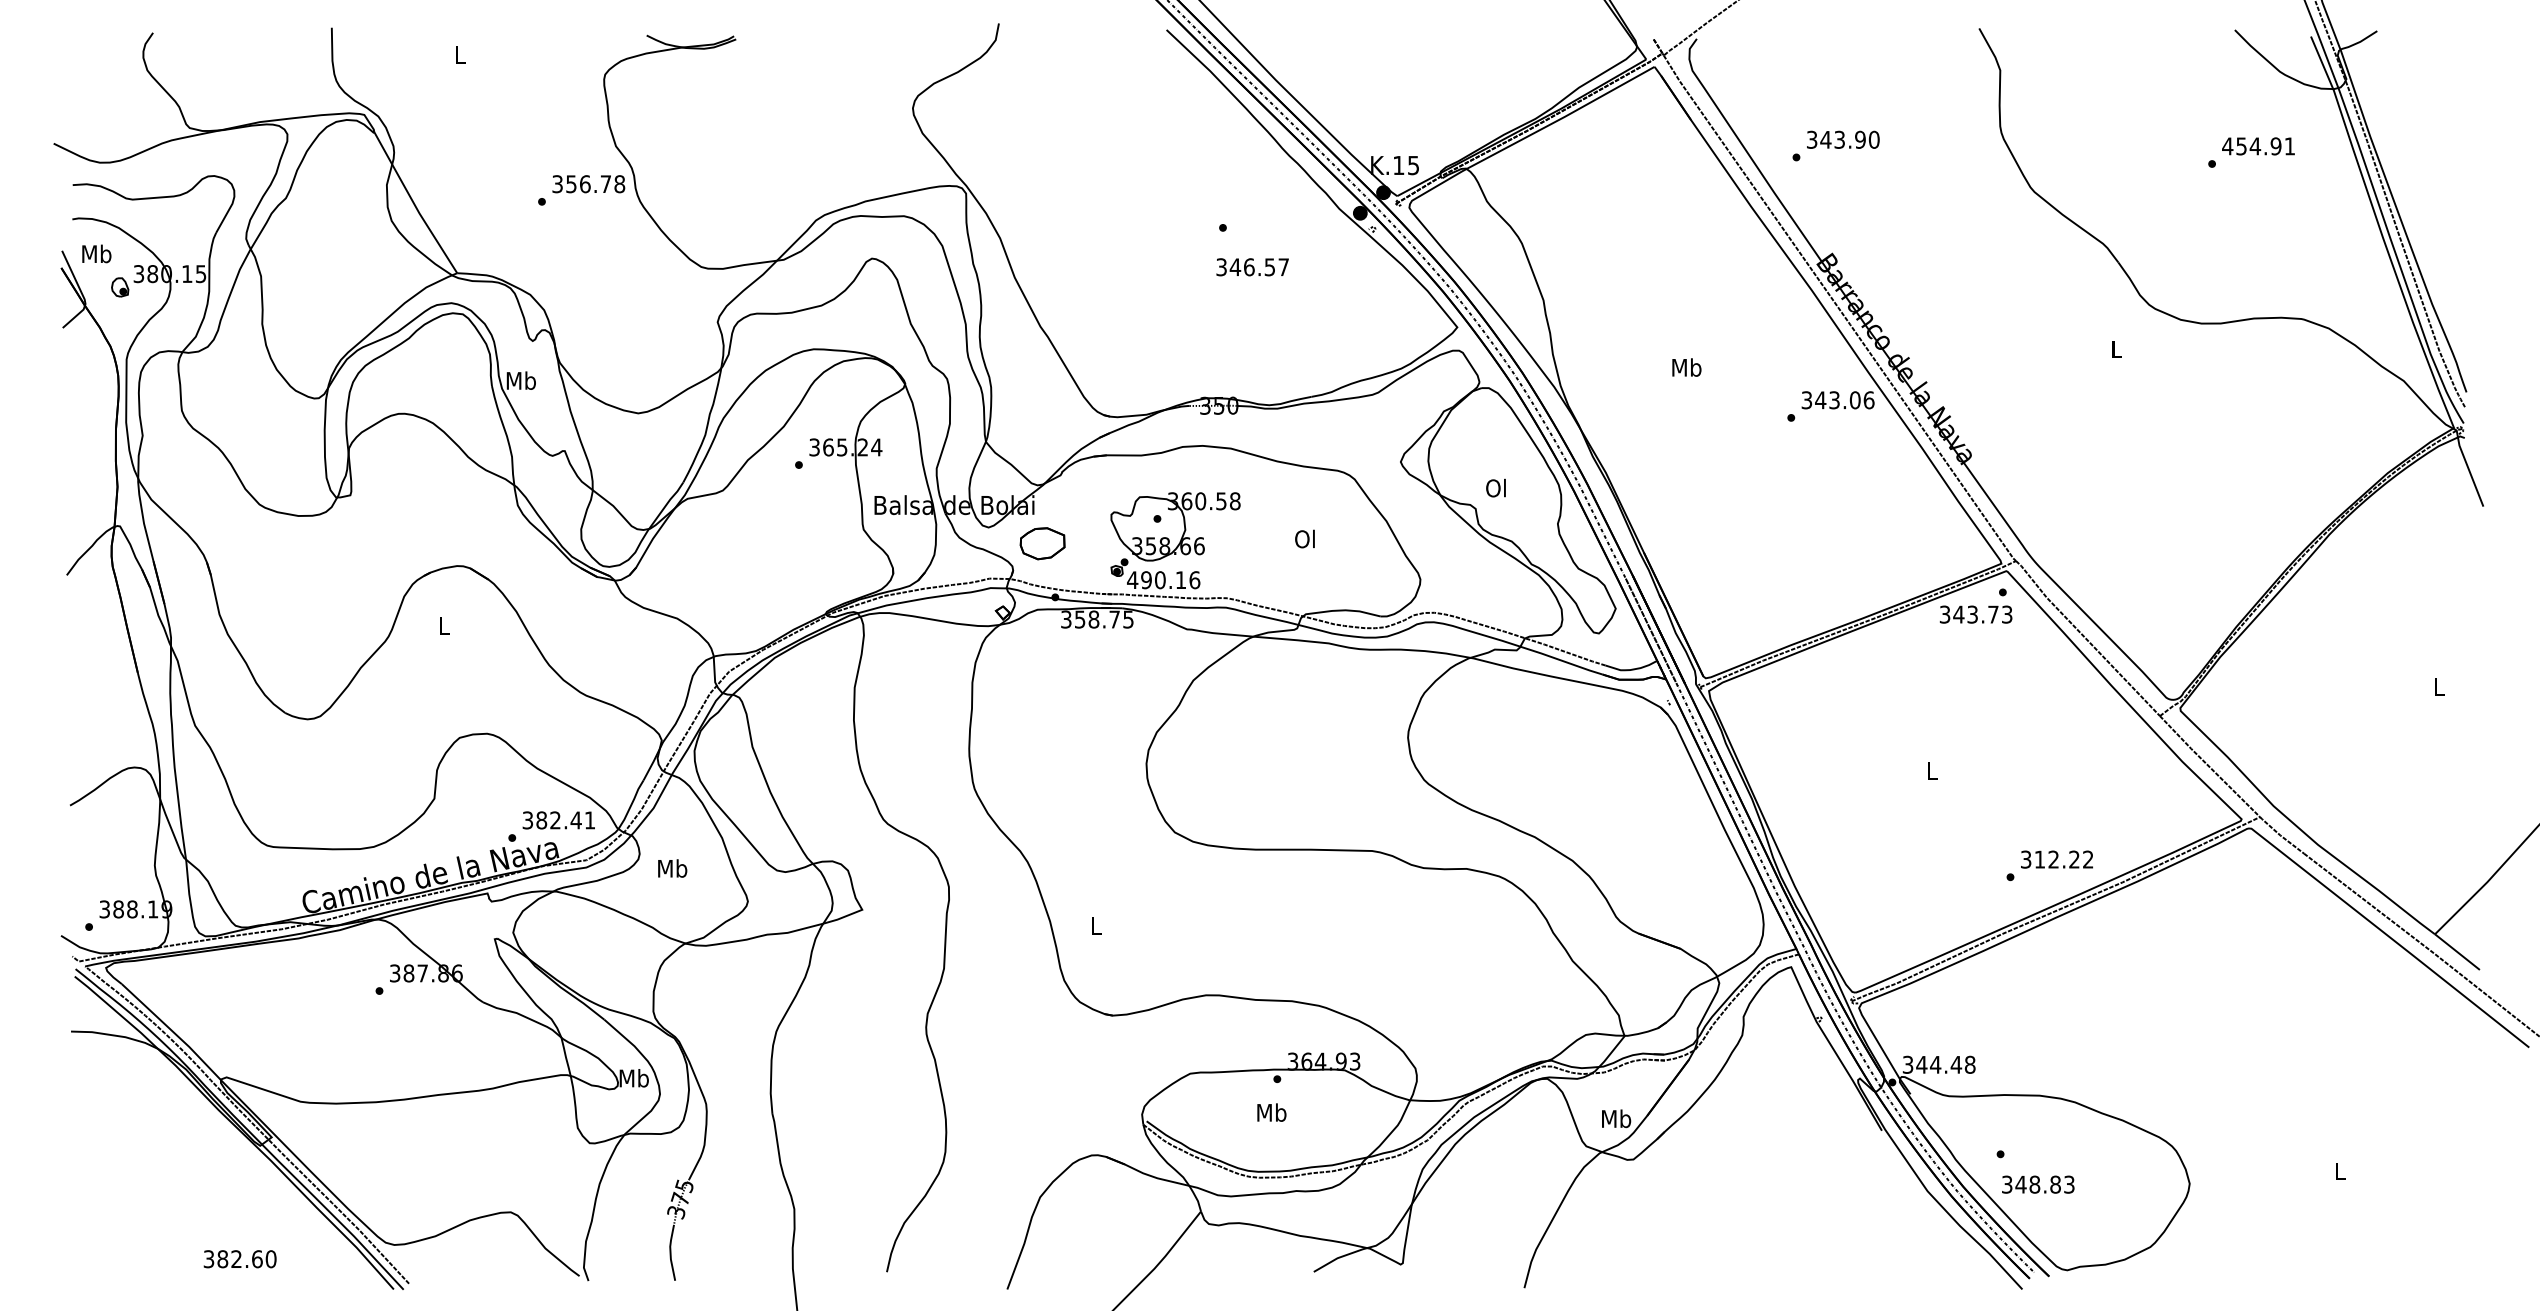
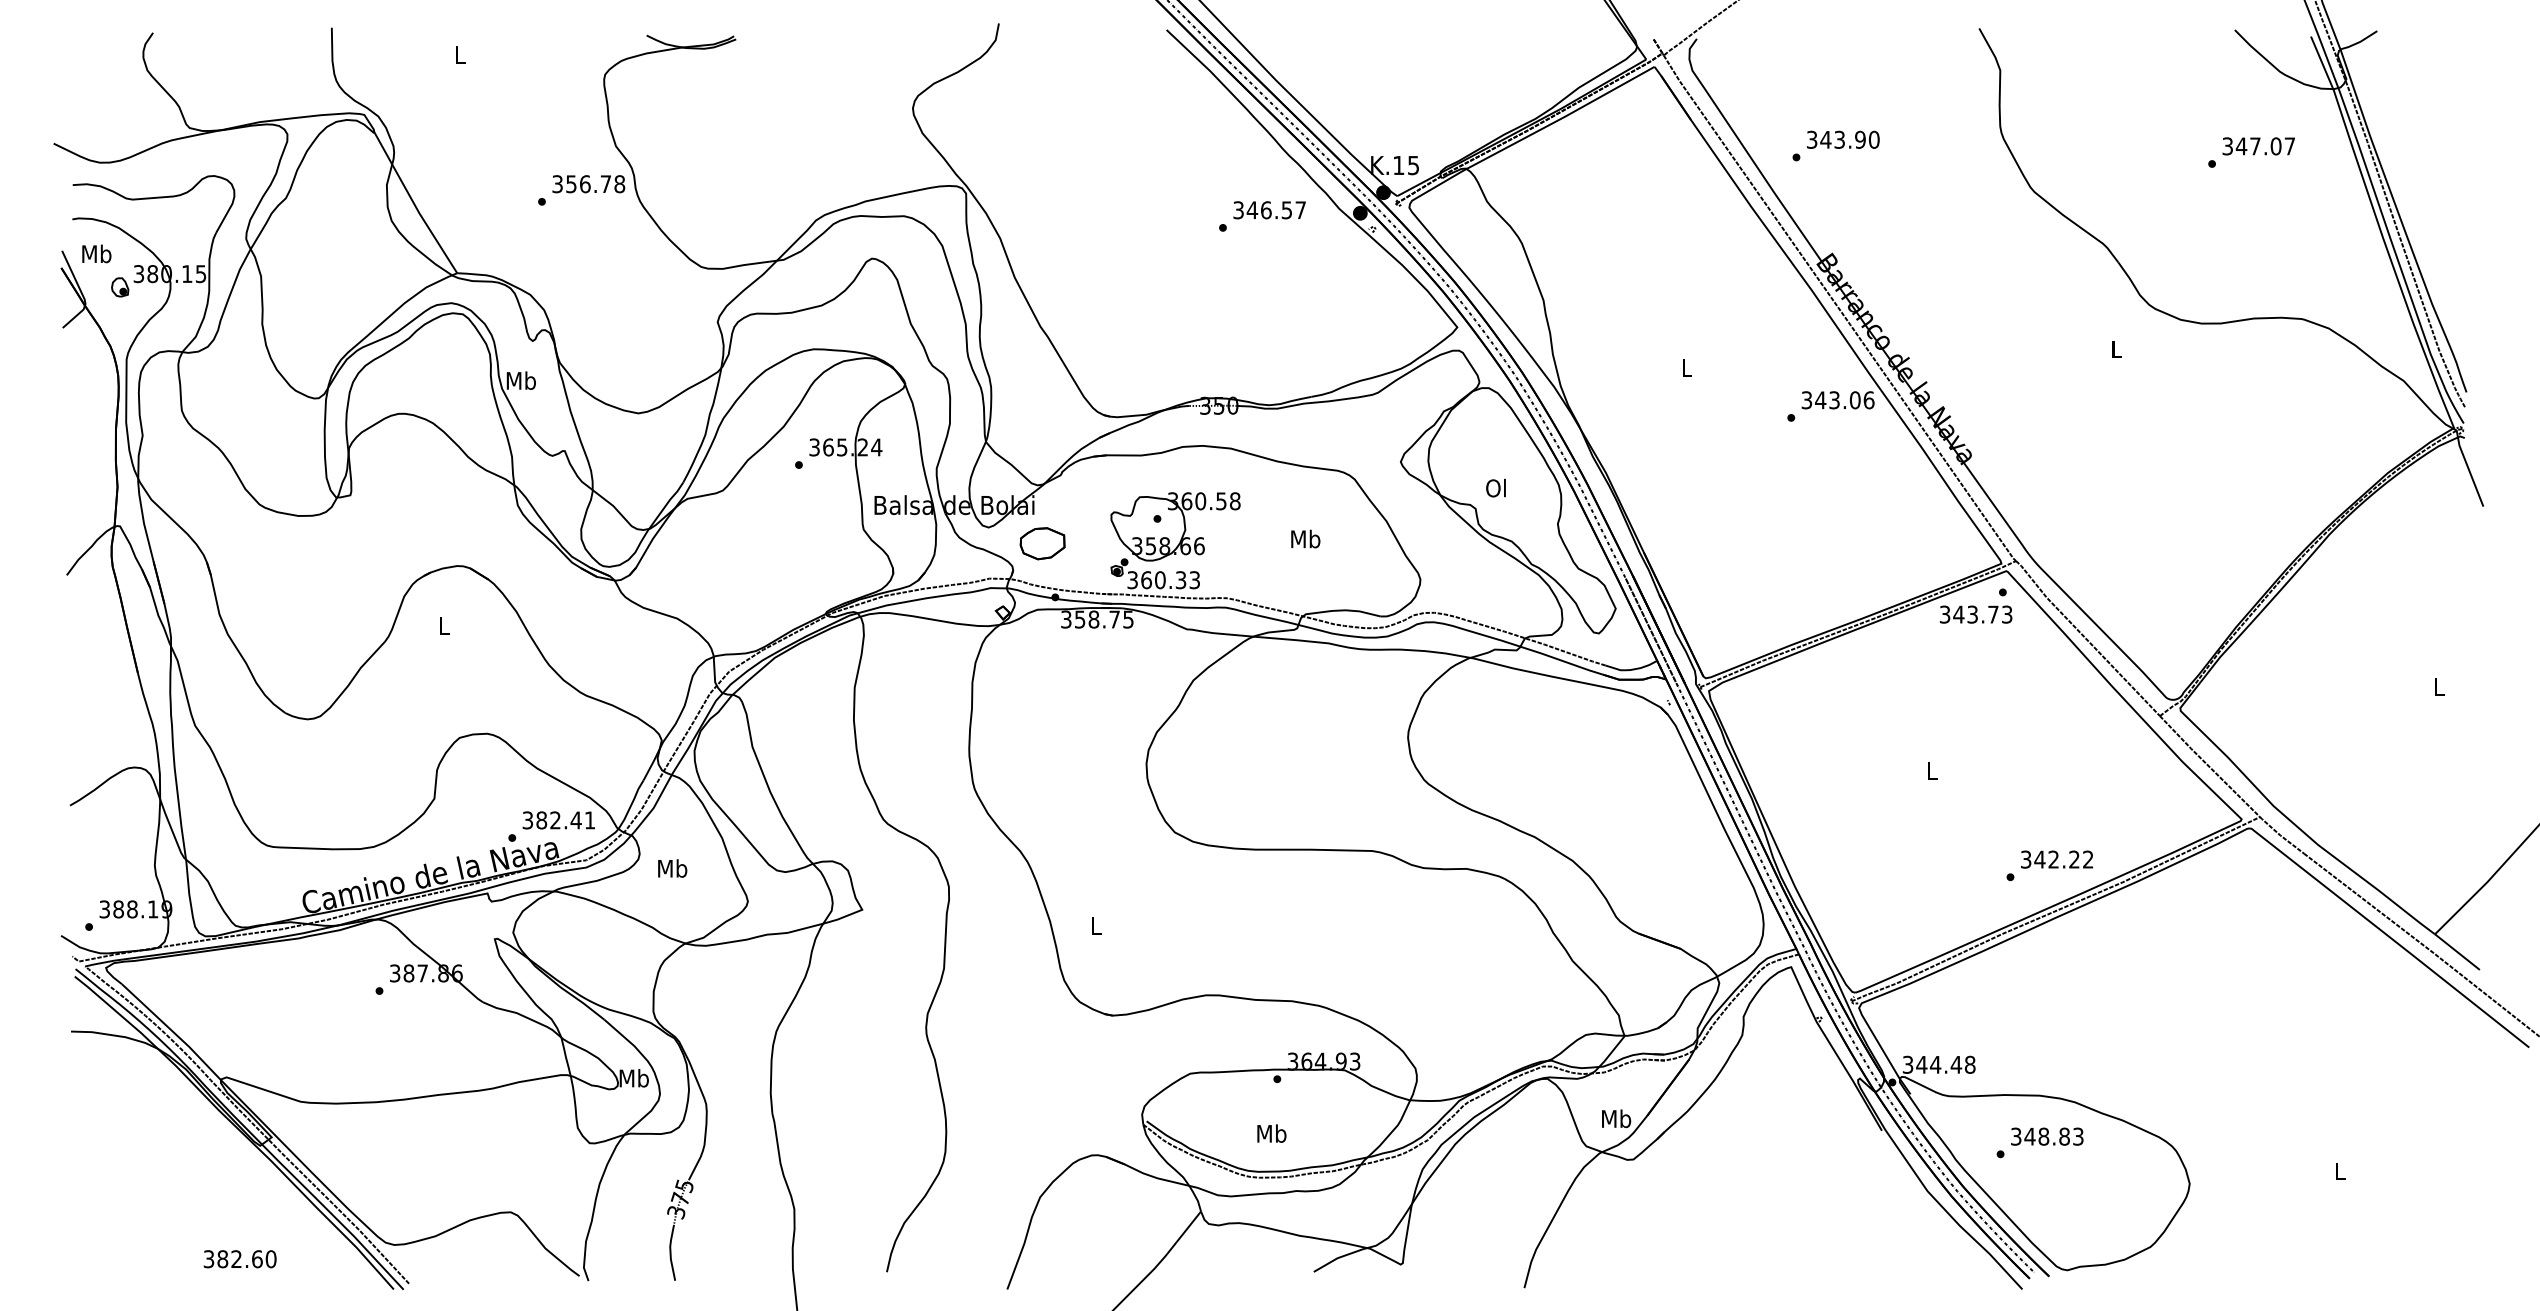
text: 454.91 -> 347.07 (2258, 146)
text position: (1252, 267) -> (1269, 210) (1269, 210)
text: Mb -> L (1686, 367)
text: Ol -> Mb (1305, 538)
text: 490.16 -> 360.33 (1163, 580)
text: 312.22 -> 342.22 (2039, 859)
text position: (1271, 1112) -> (1271, 1133) (1271, 1133)
text position: (2038, 1184) -> (2047, 1136) (2047, 1136)
